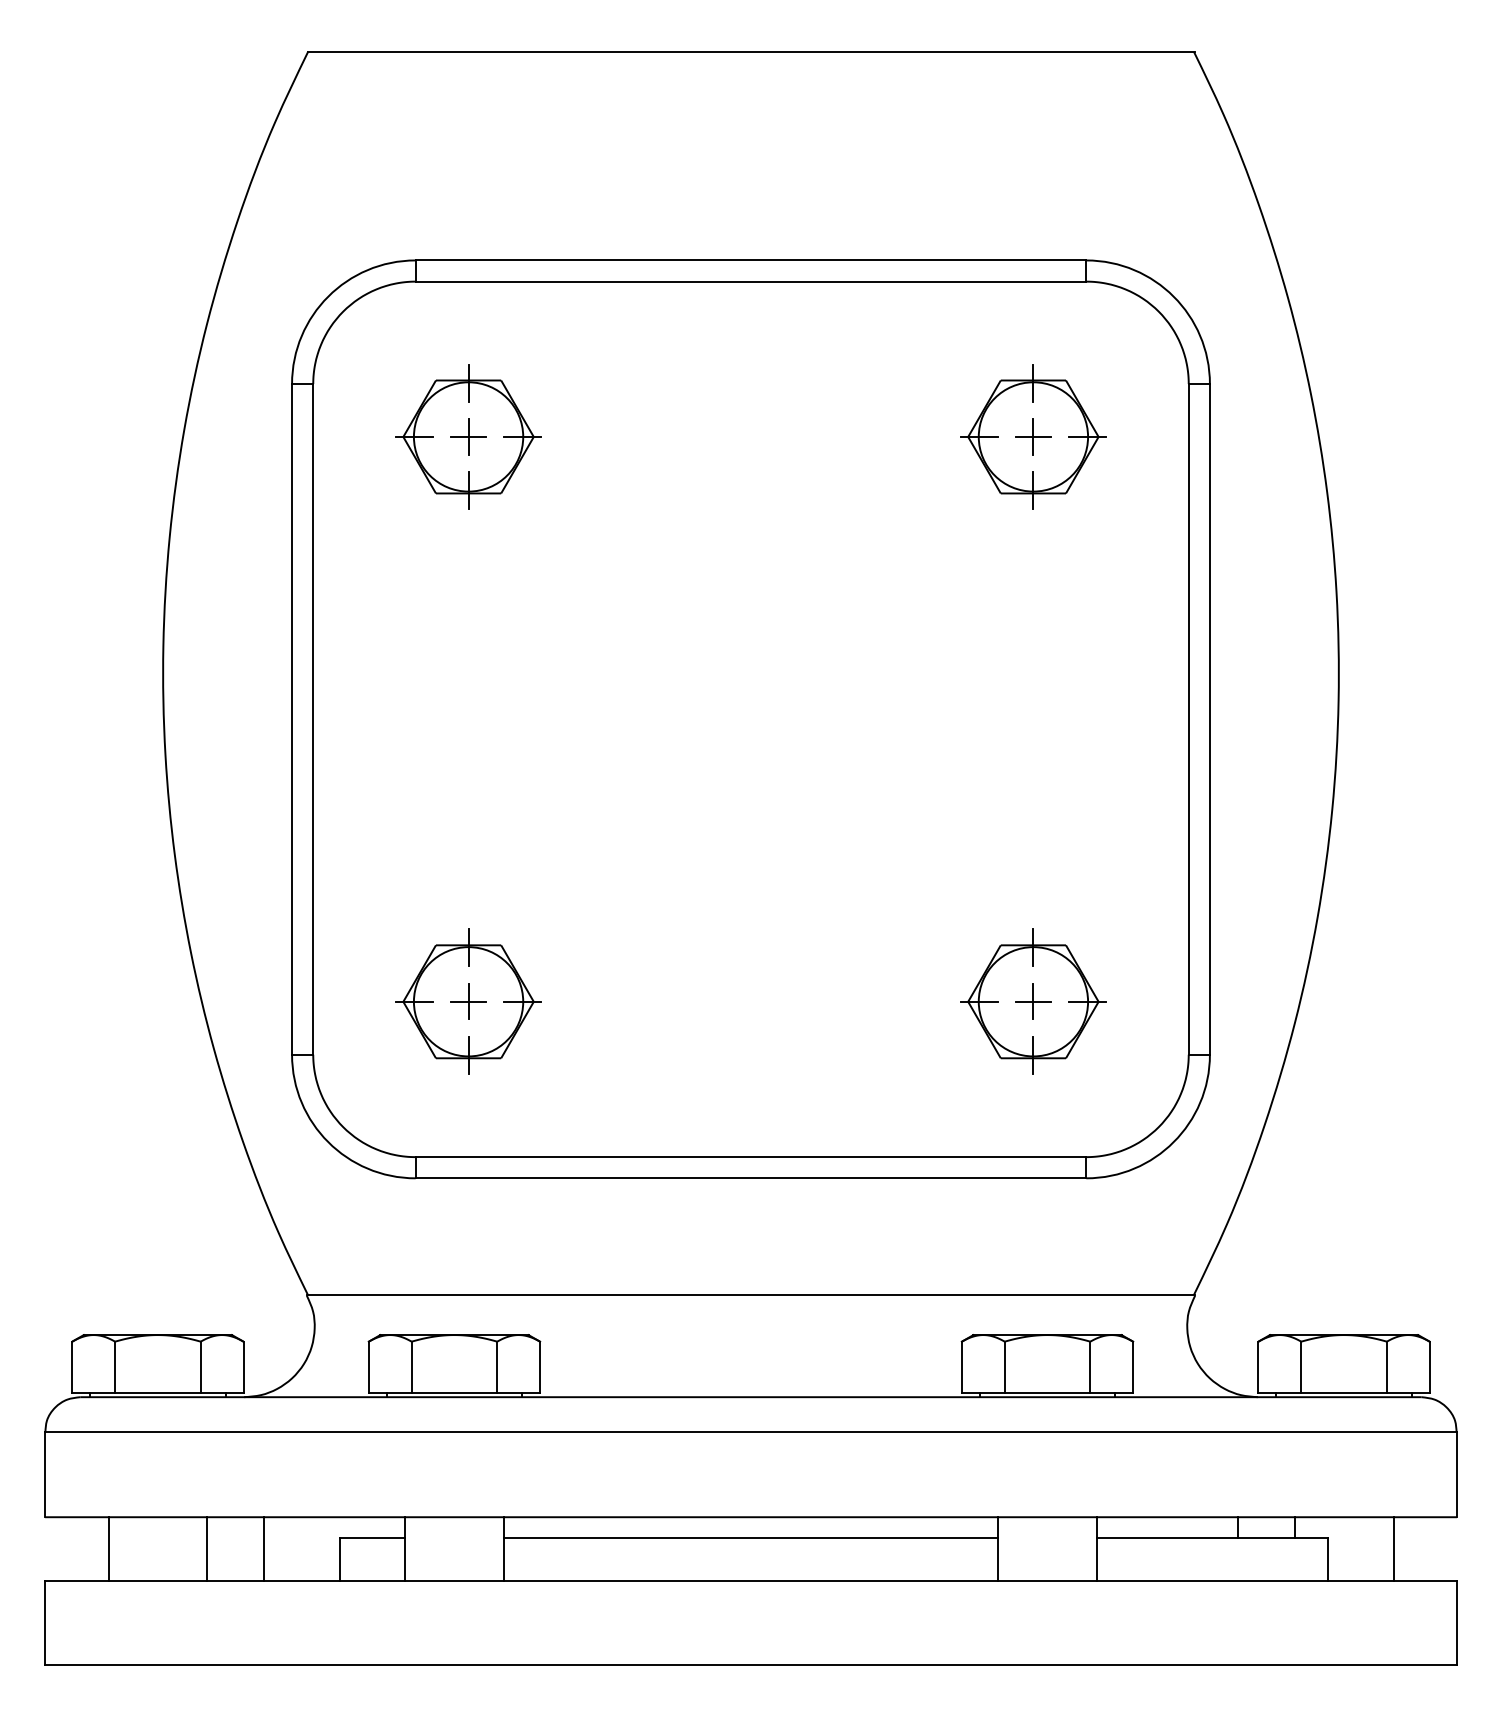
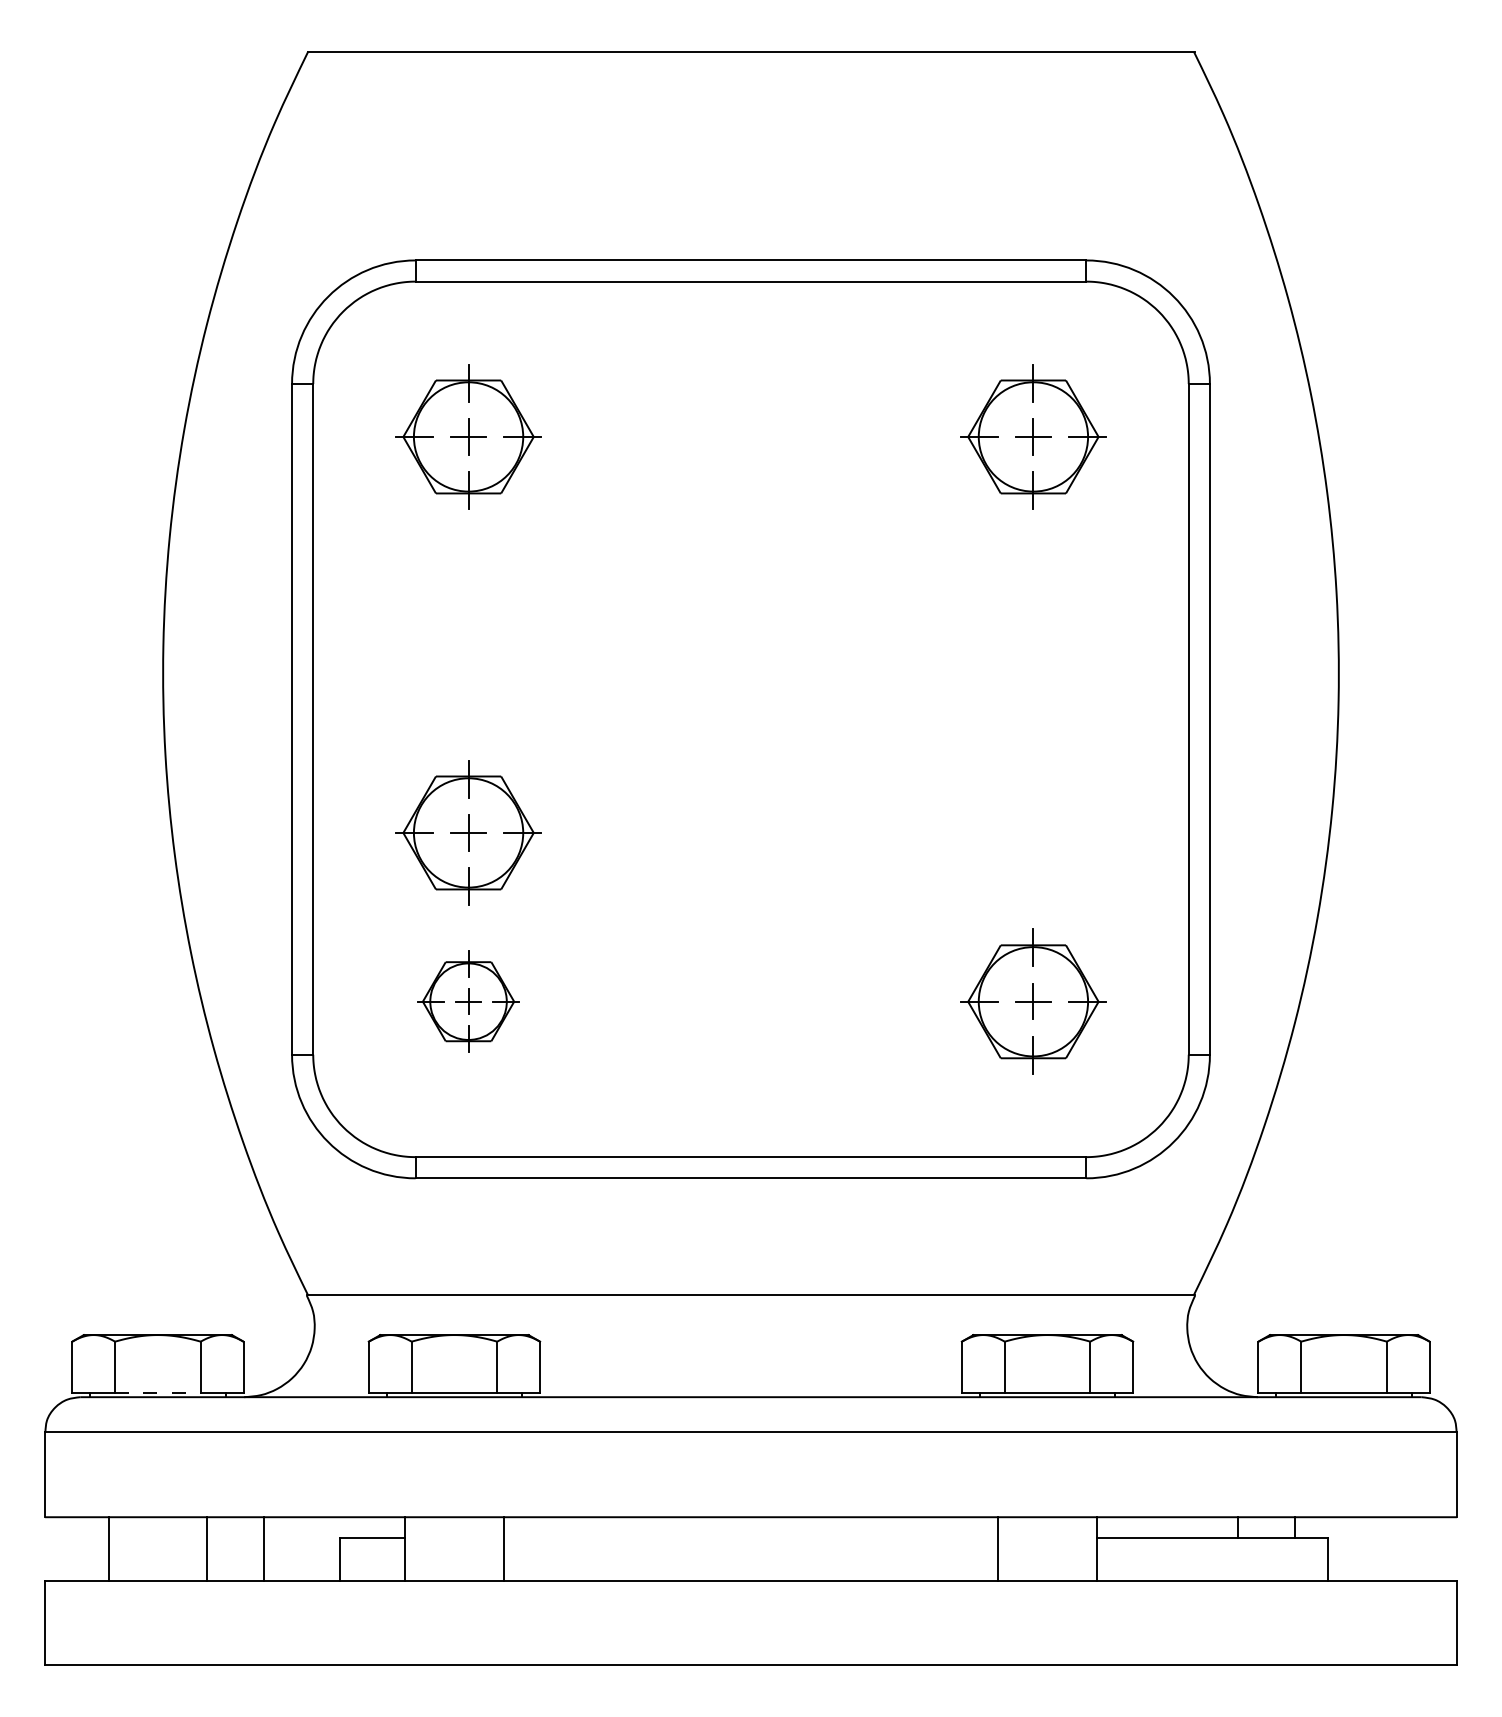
part: none -> present (468, 832)
part size: 147x147 px -> 103x103 px (468, 1001)
line: solid -> dashed (157, 1392)
line: present -> none (750, 1538)
line: present -> none (1393, 1548)
